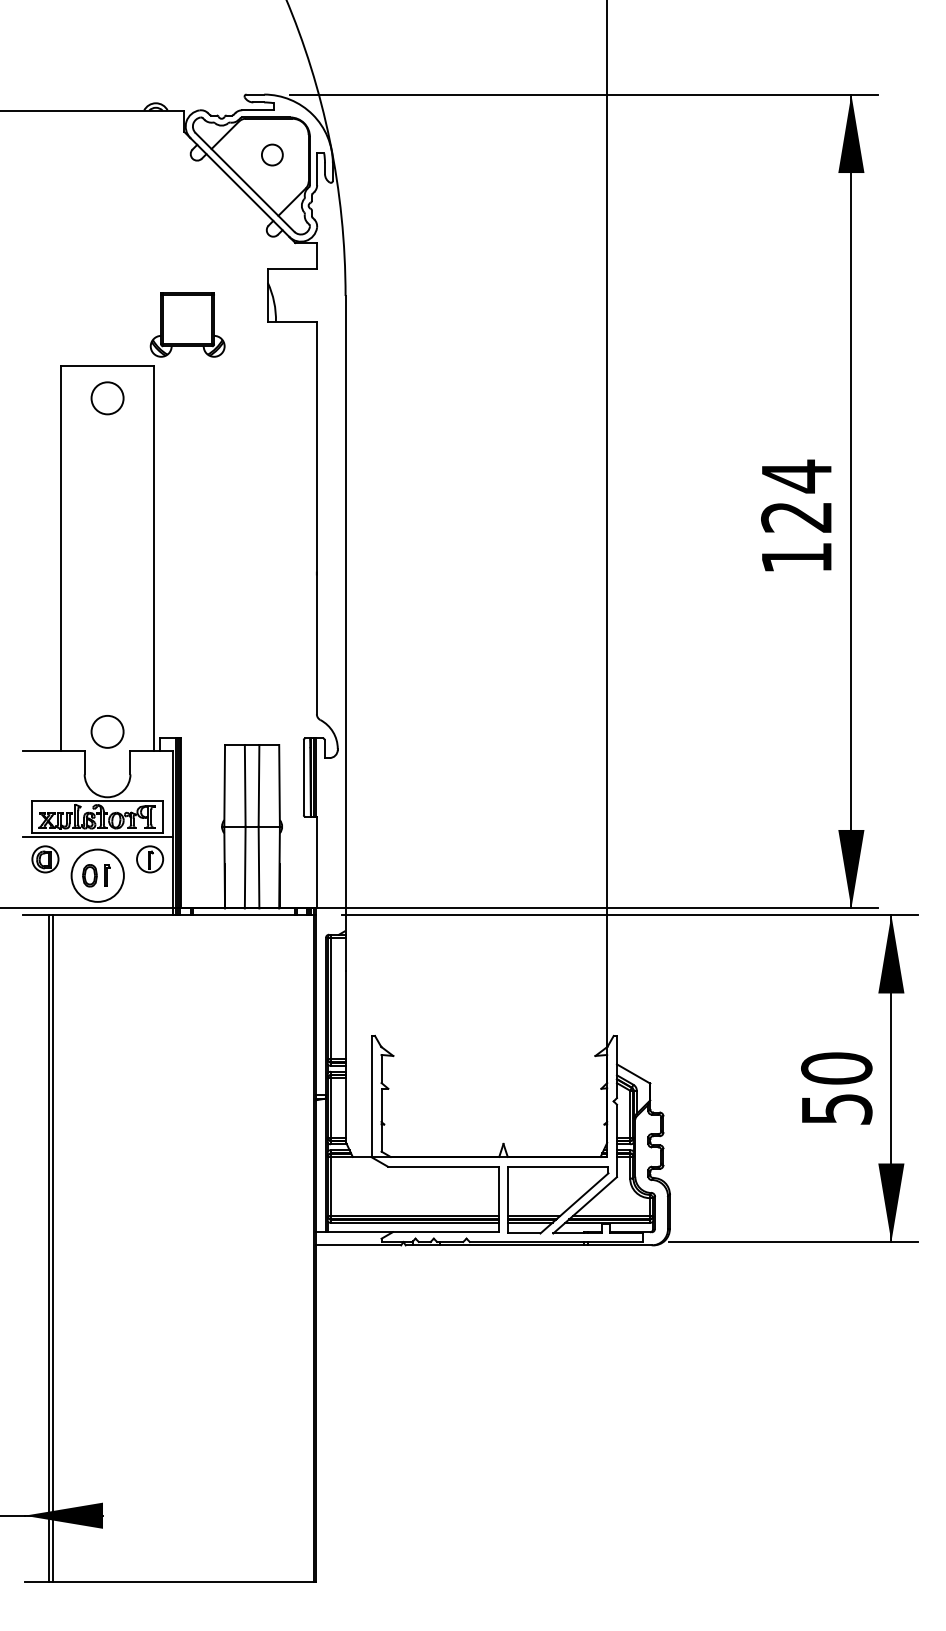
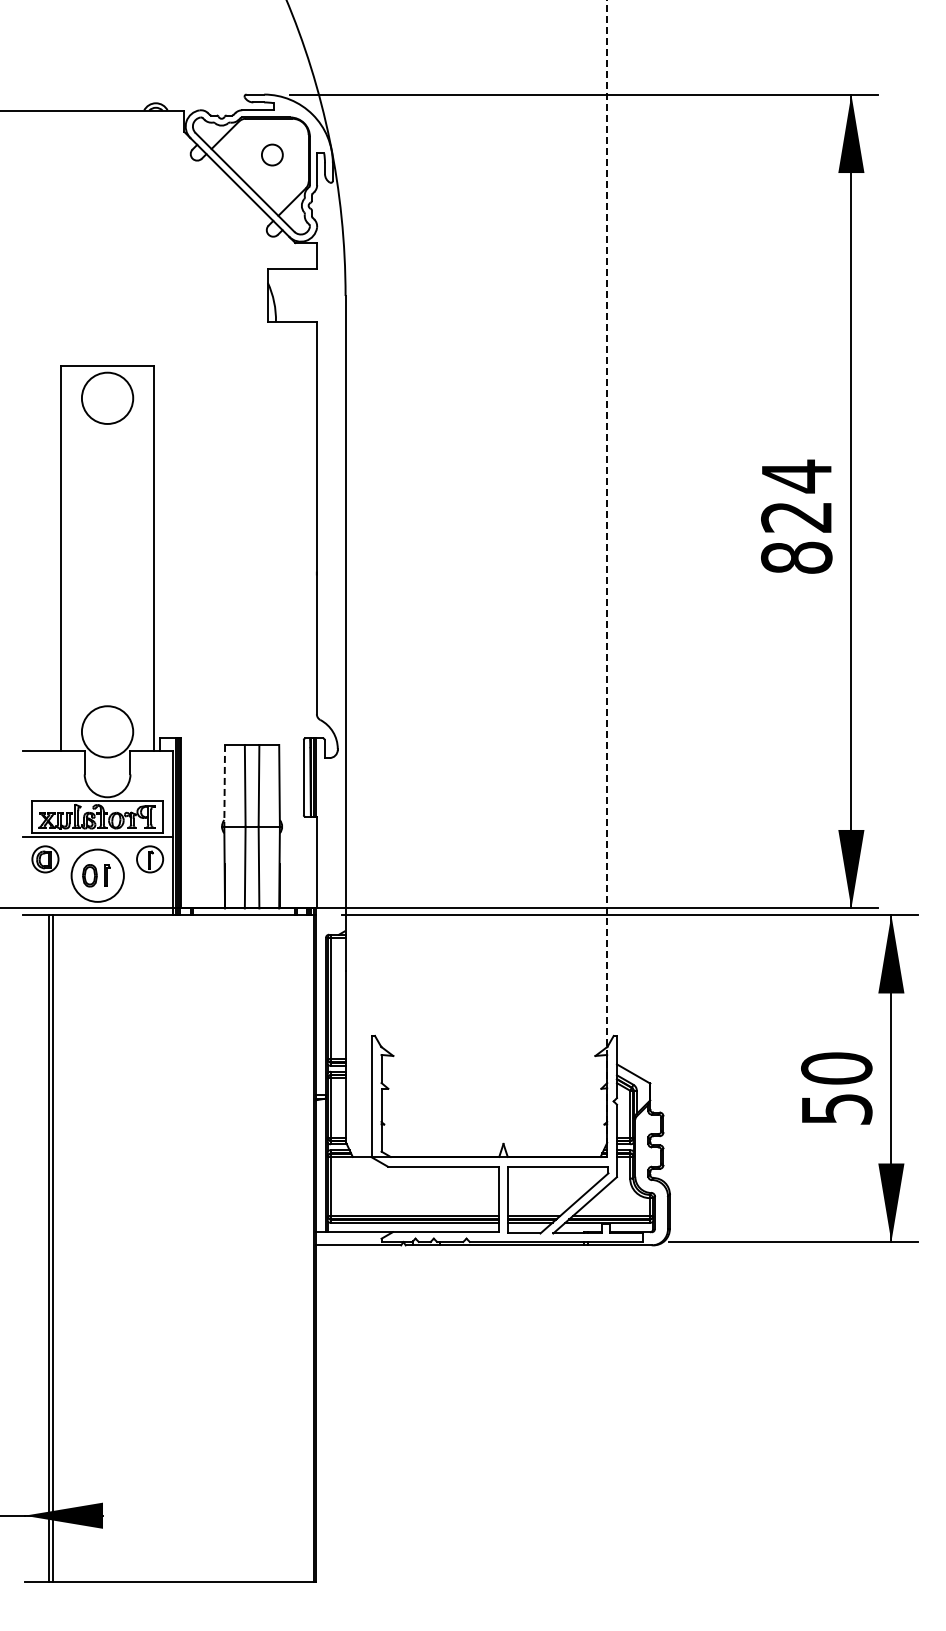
part: present -> none (187, 324)
circle diameter: 32 px -> 51 px (107, 397)
text: 124 -> 824 (796, 557)
line: solid -> dashed (607, 572)
circle diameter: 32 px -> 51 px (107, 731)
line: solid -> dashed (224, 785)
